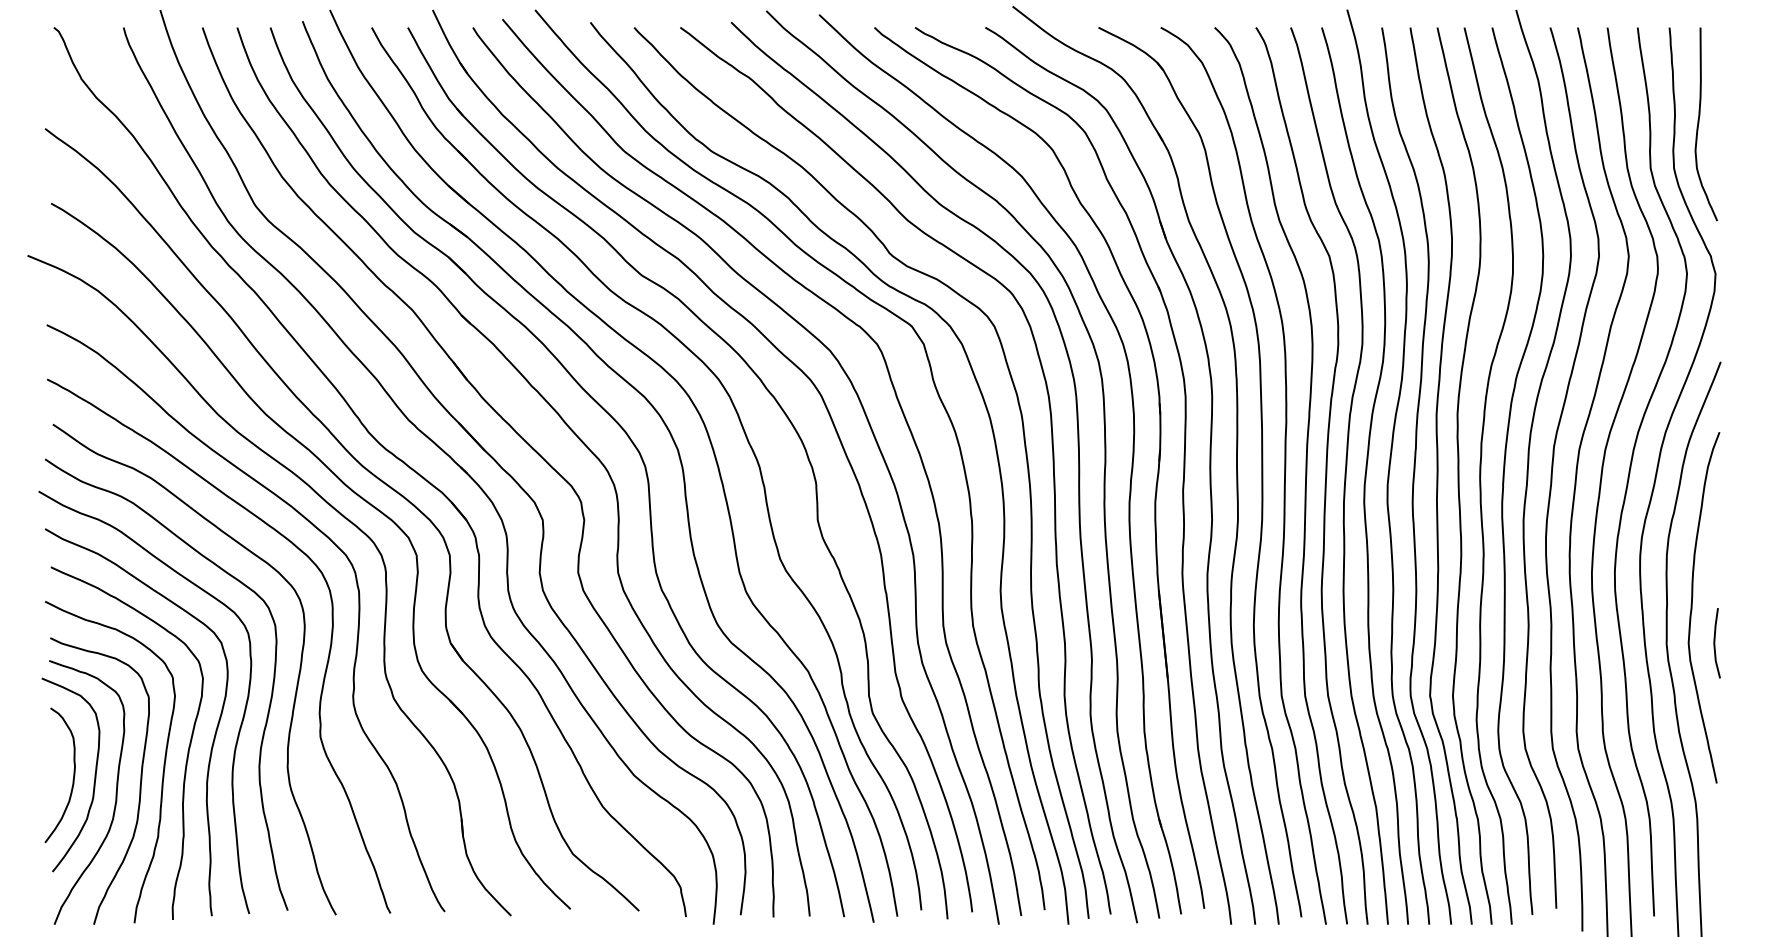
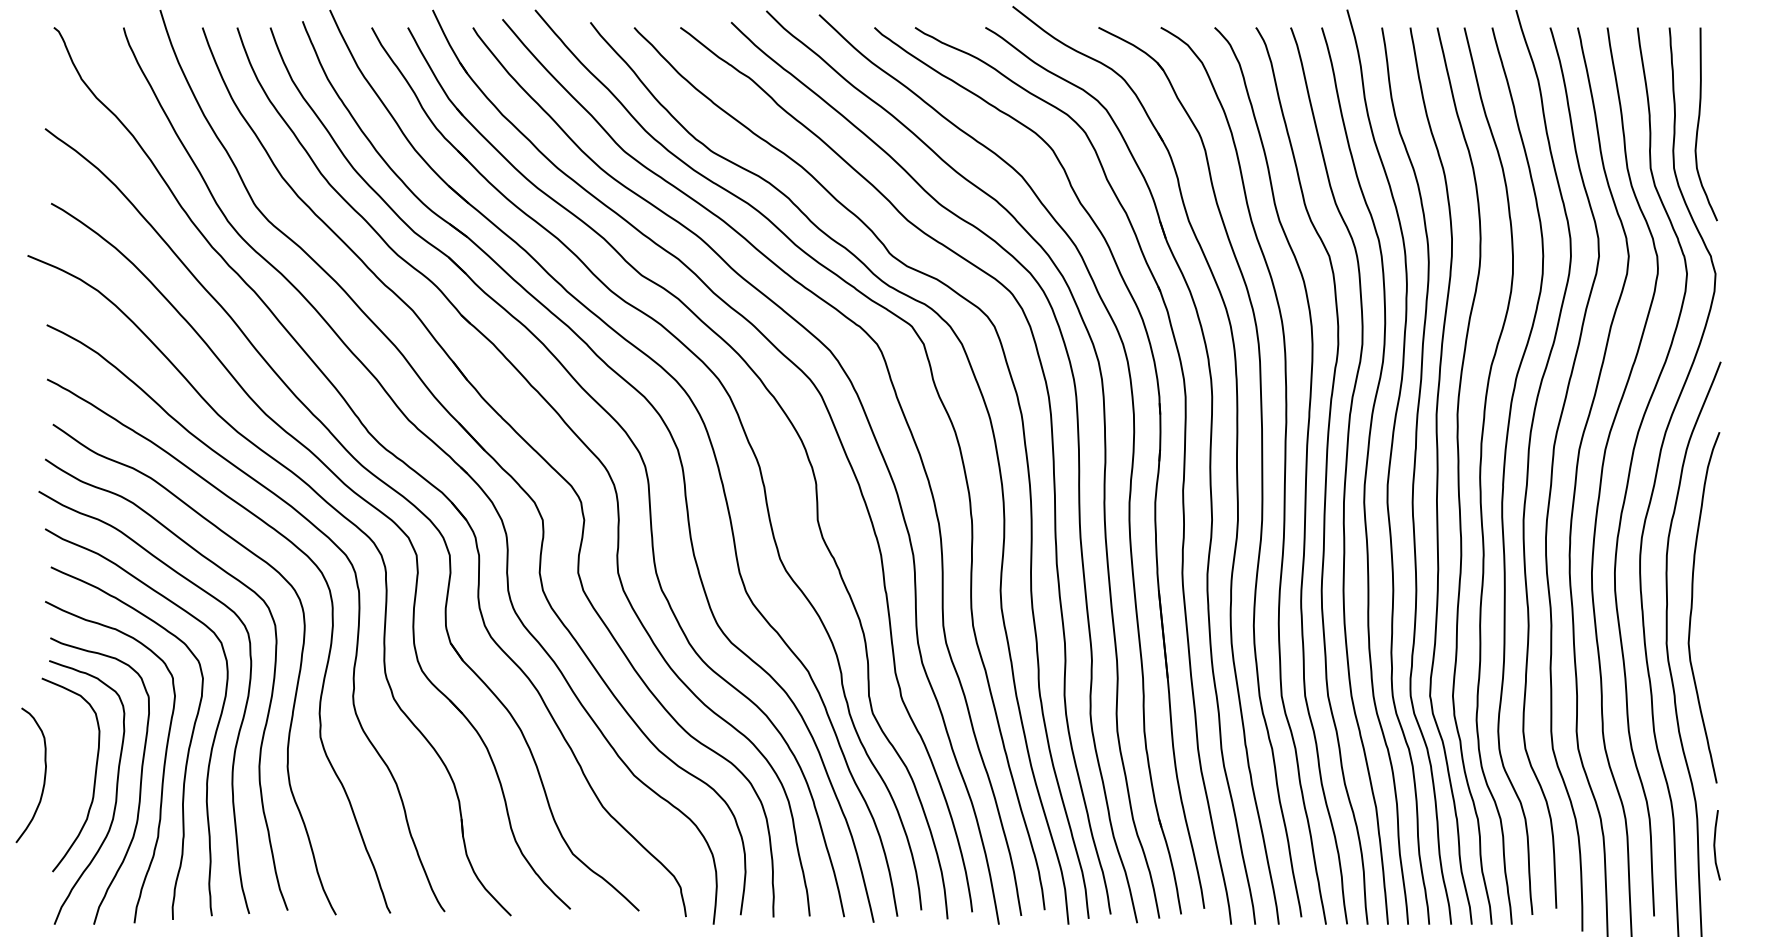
line position: (1715, 643) -> (1715, 845) (1715, 845)
curve position: (72, 779) -> (43, 779) (43, 779)
